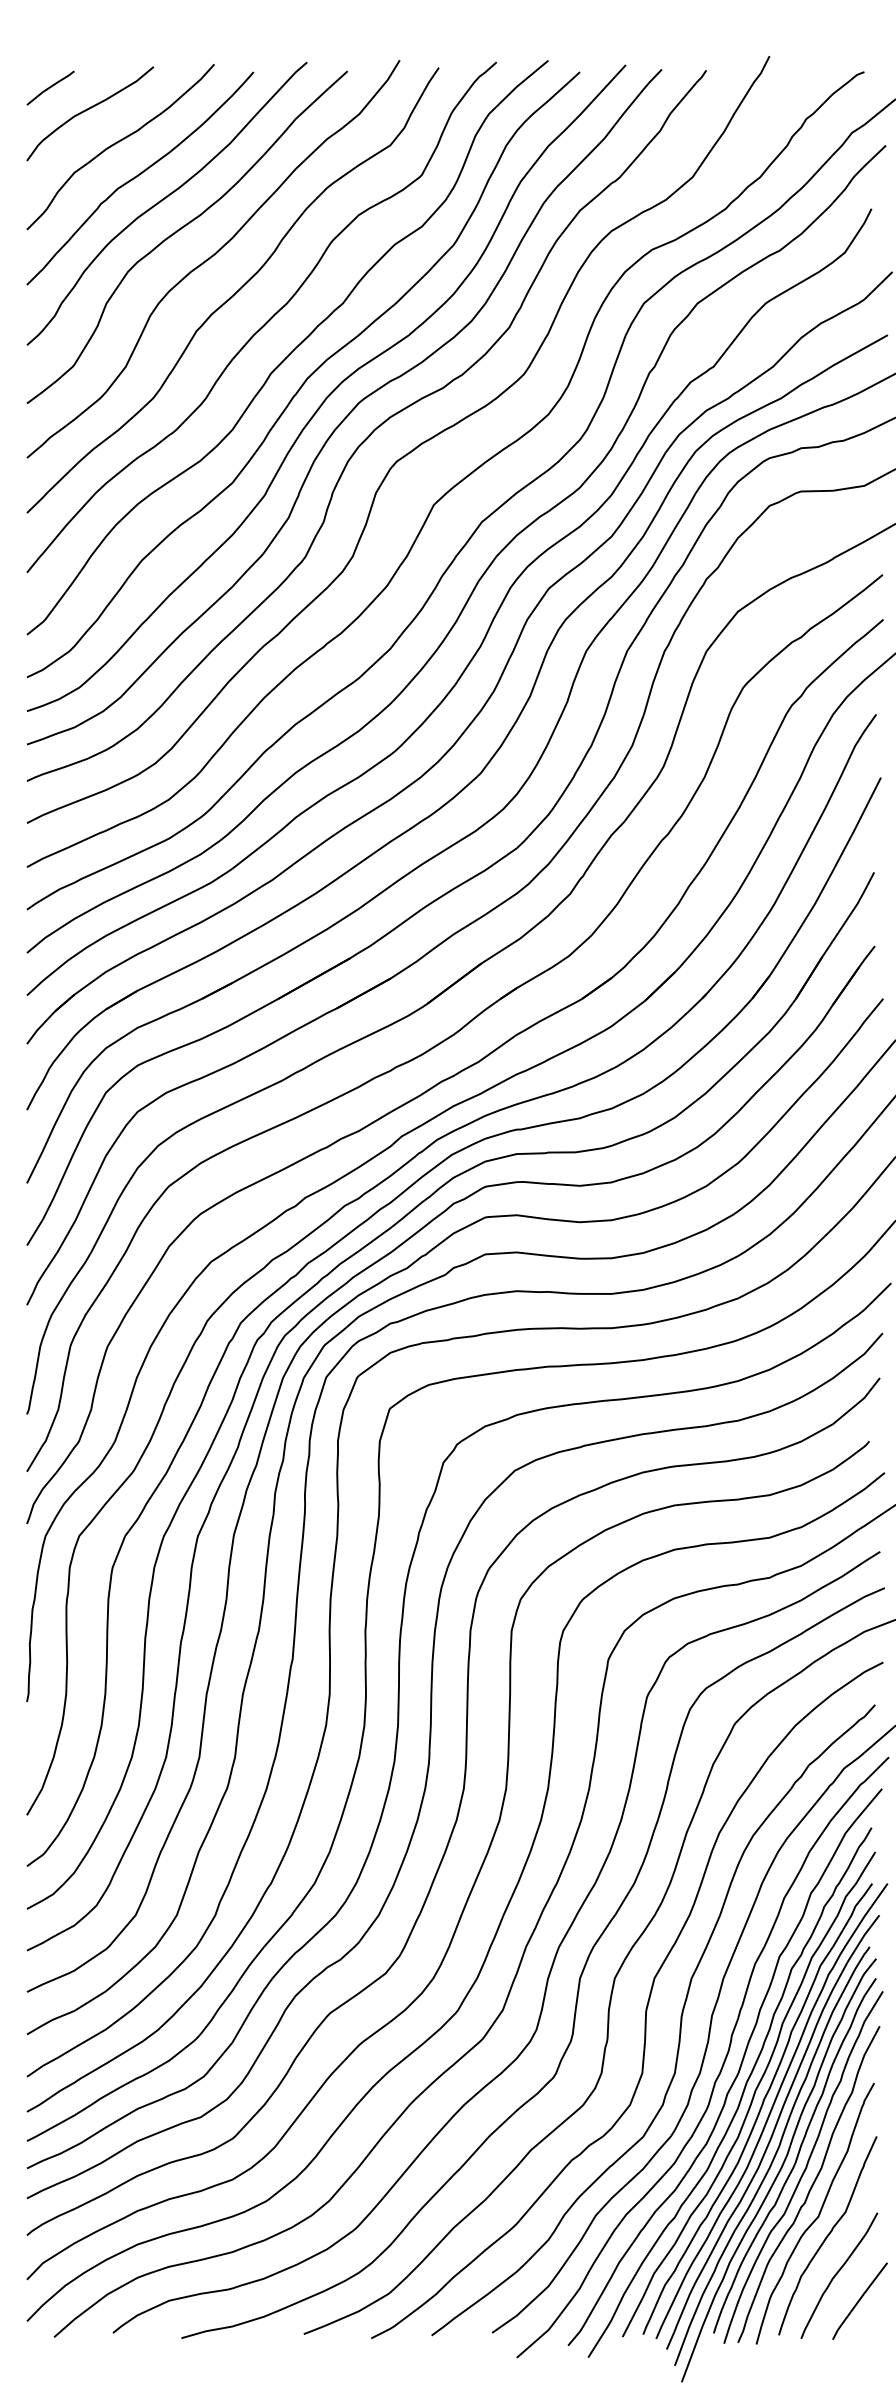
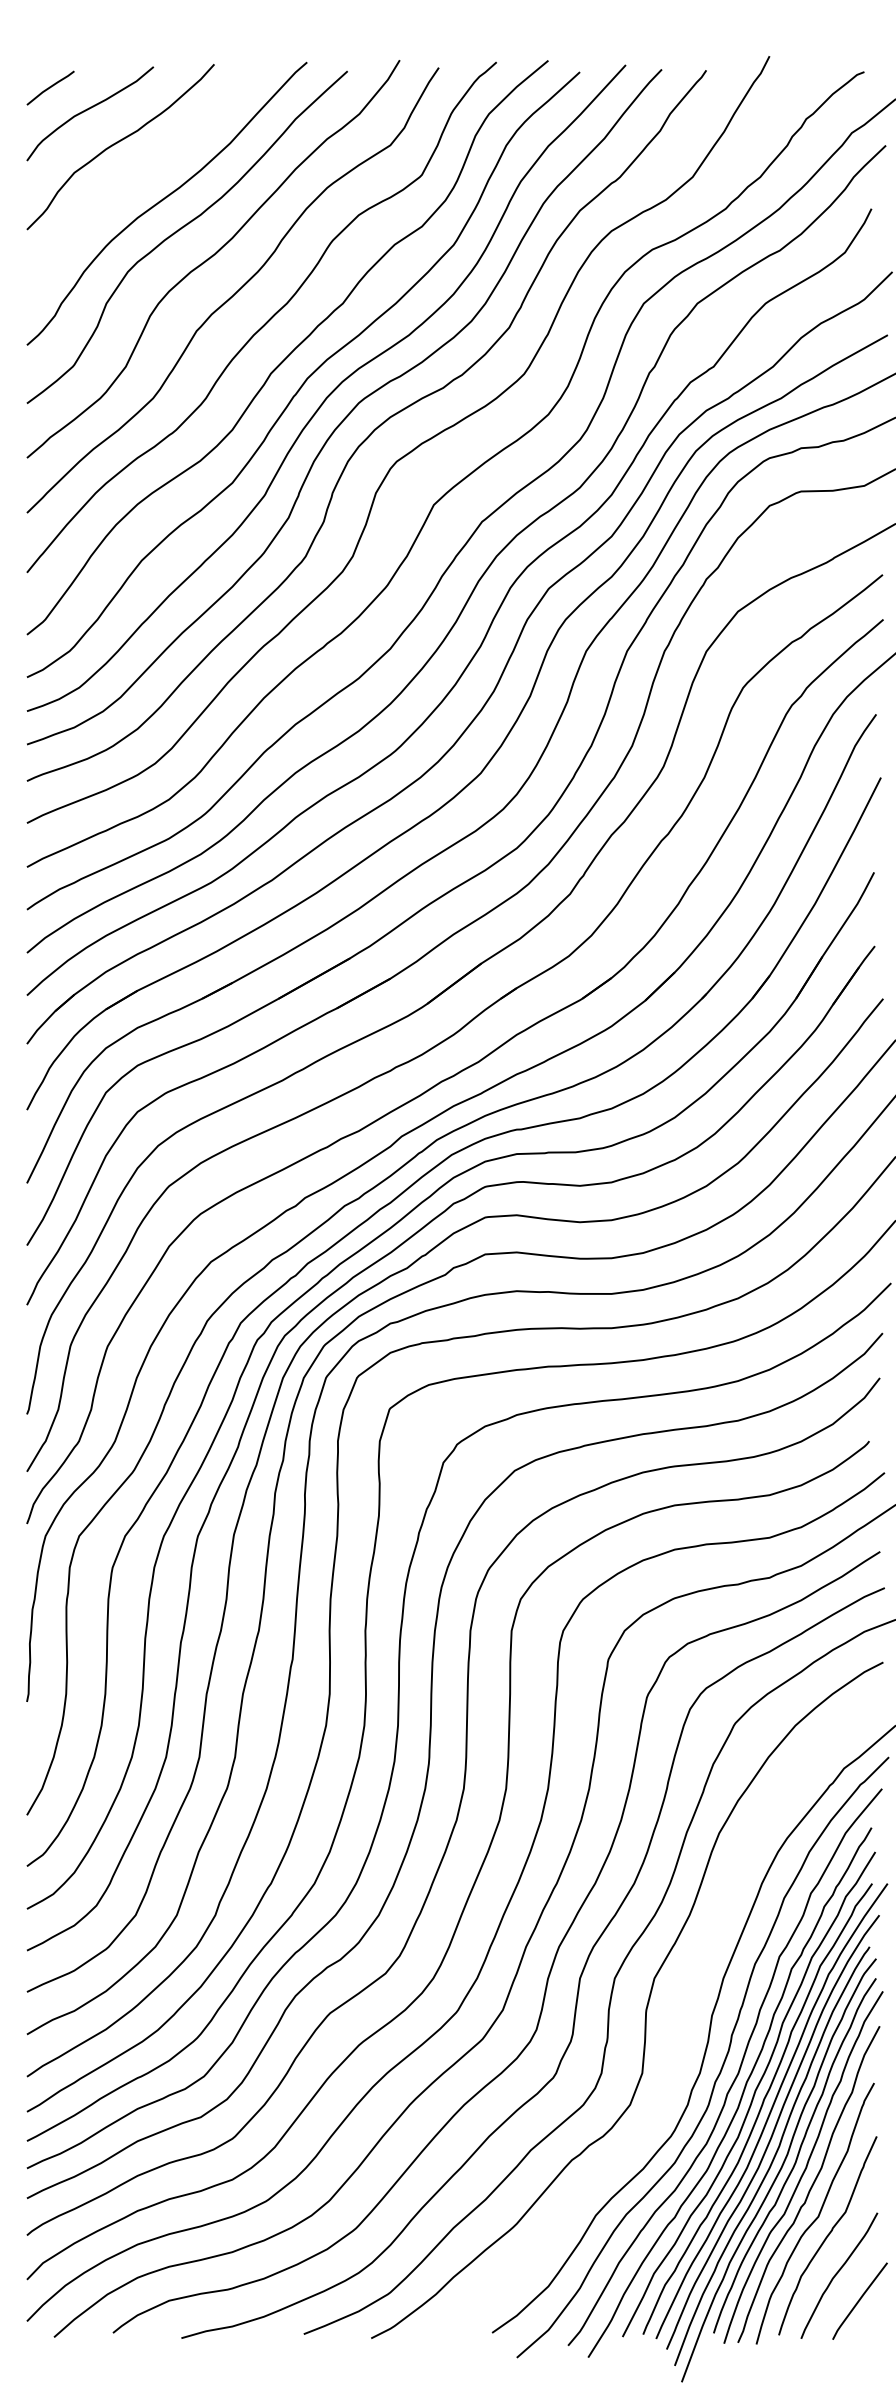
curve: present -> none (138, 176)
curve: present -> none (679, 2026)
